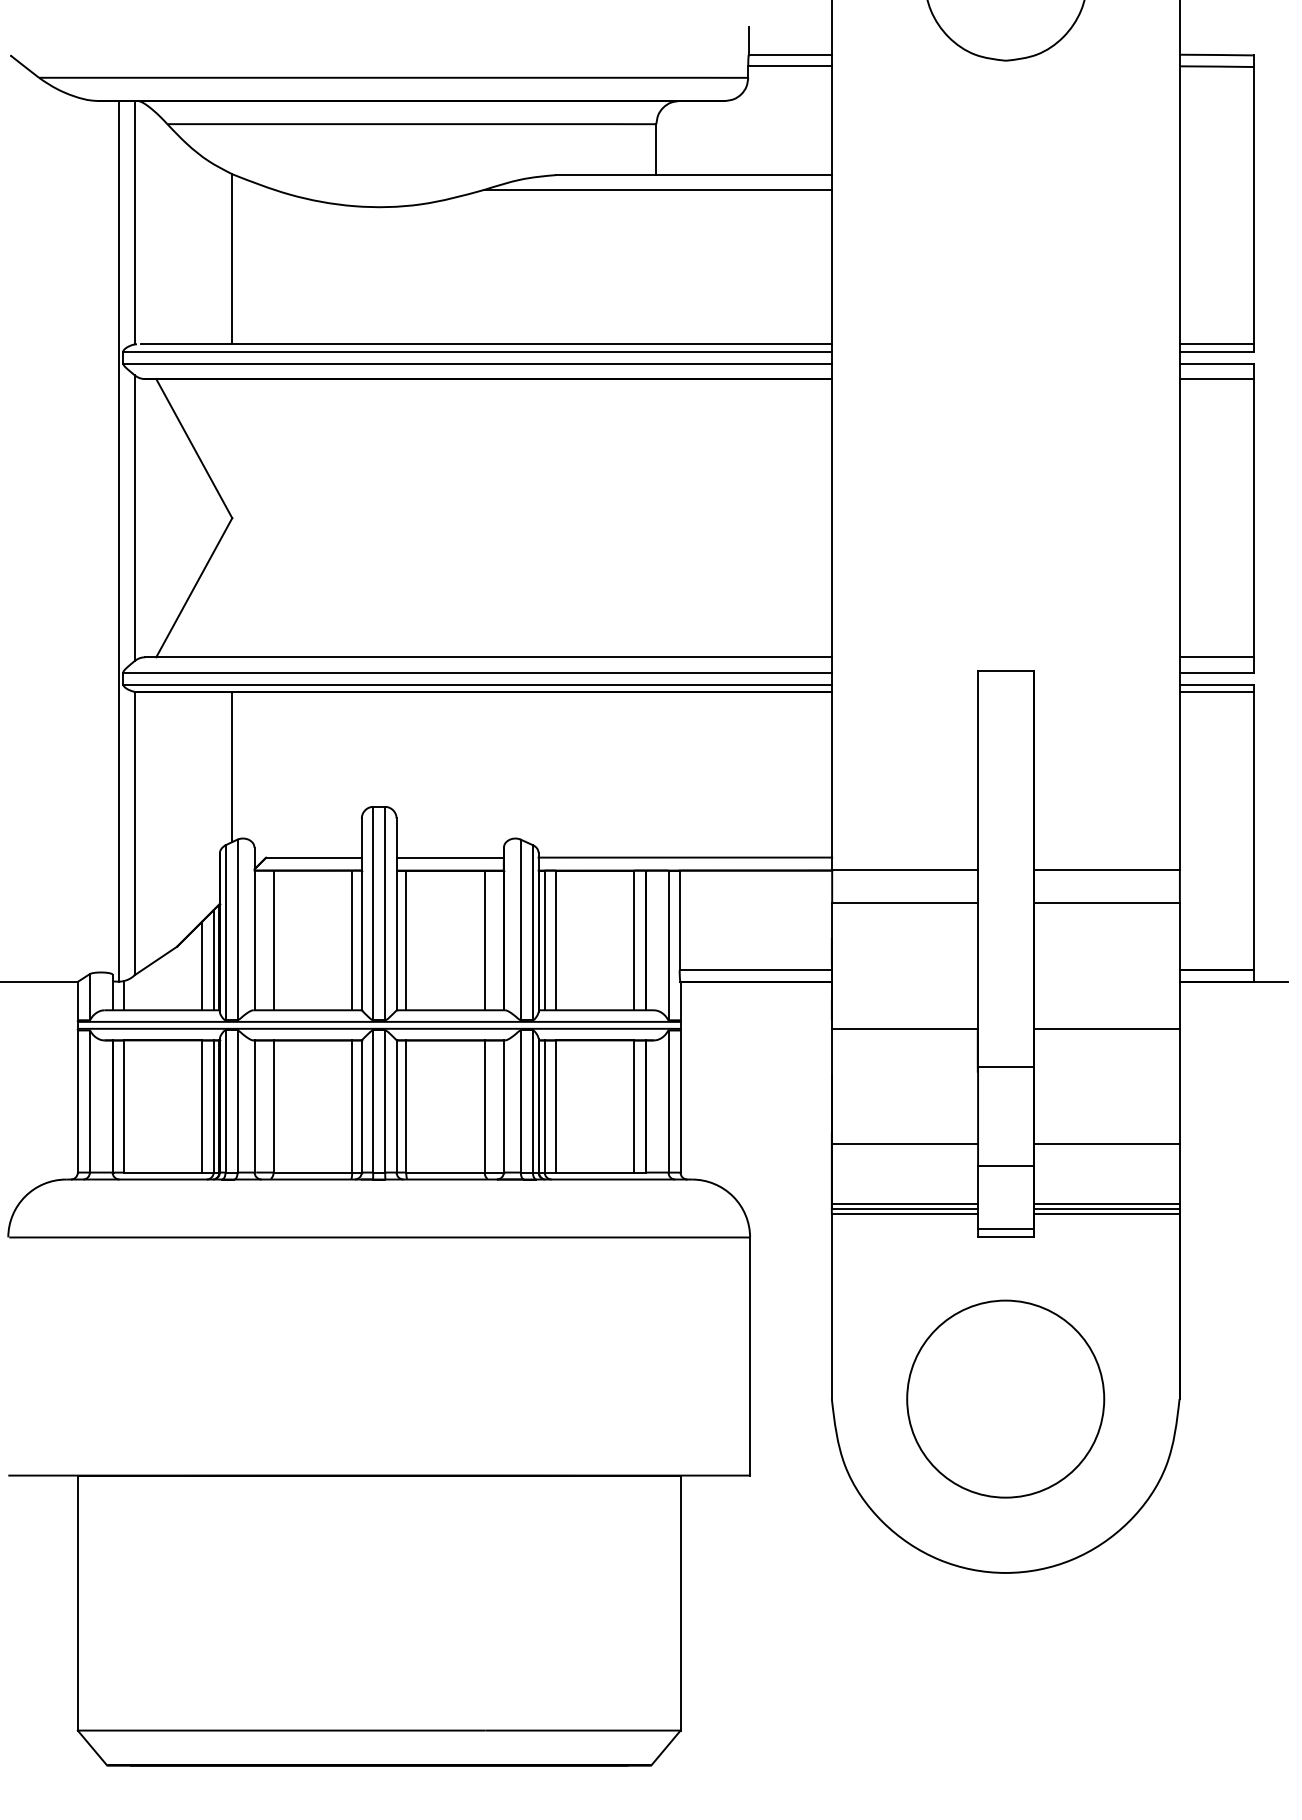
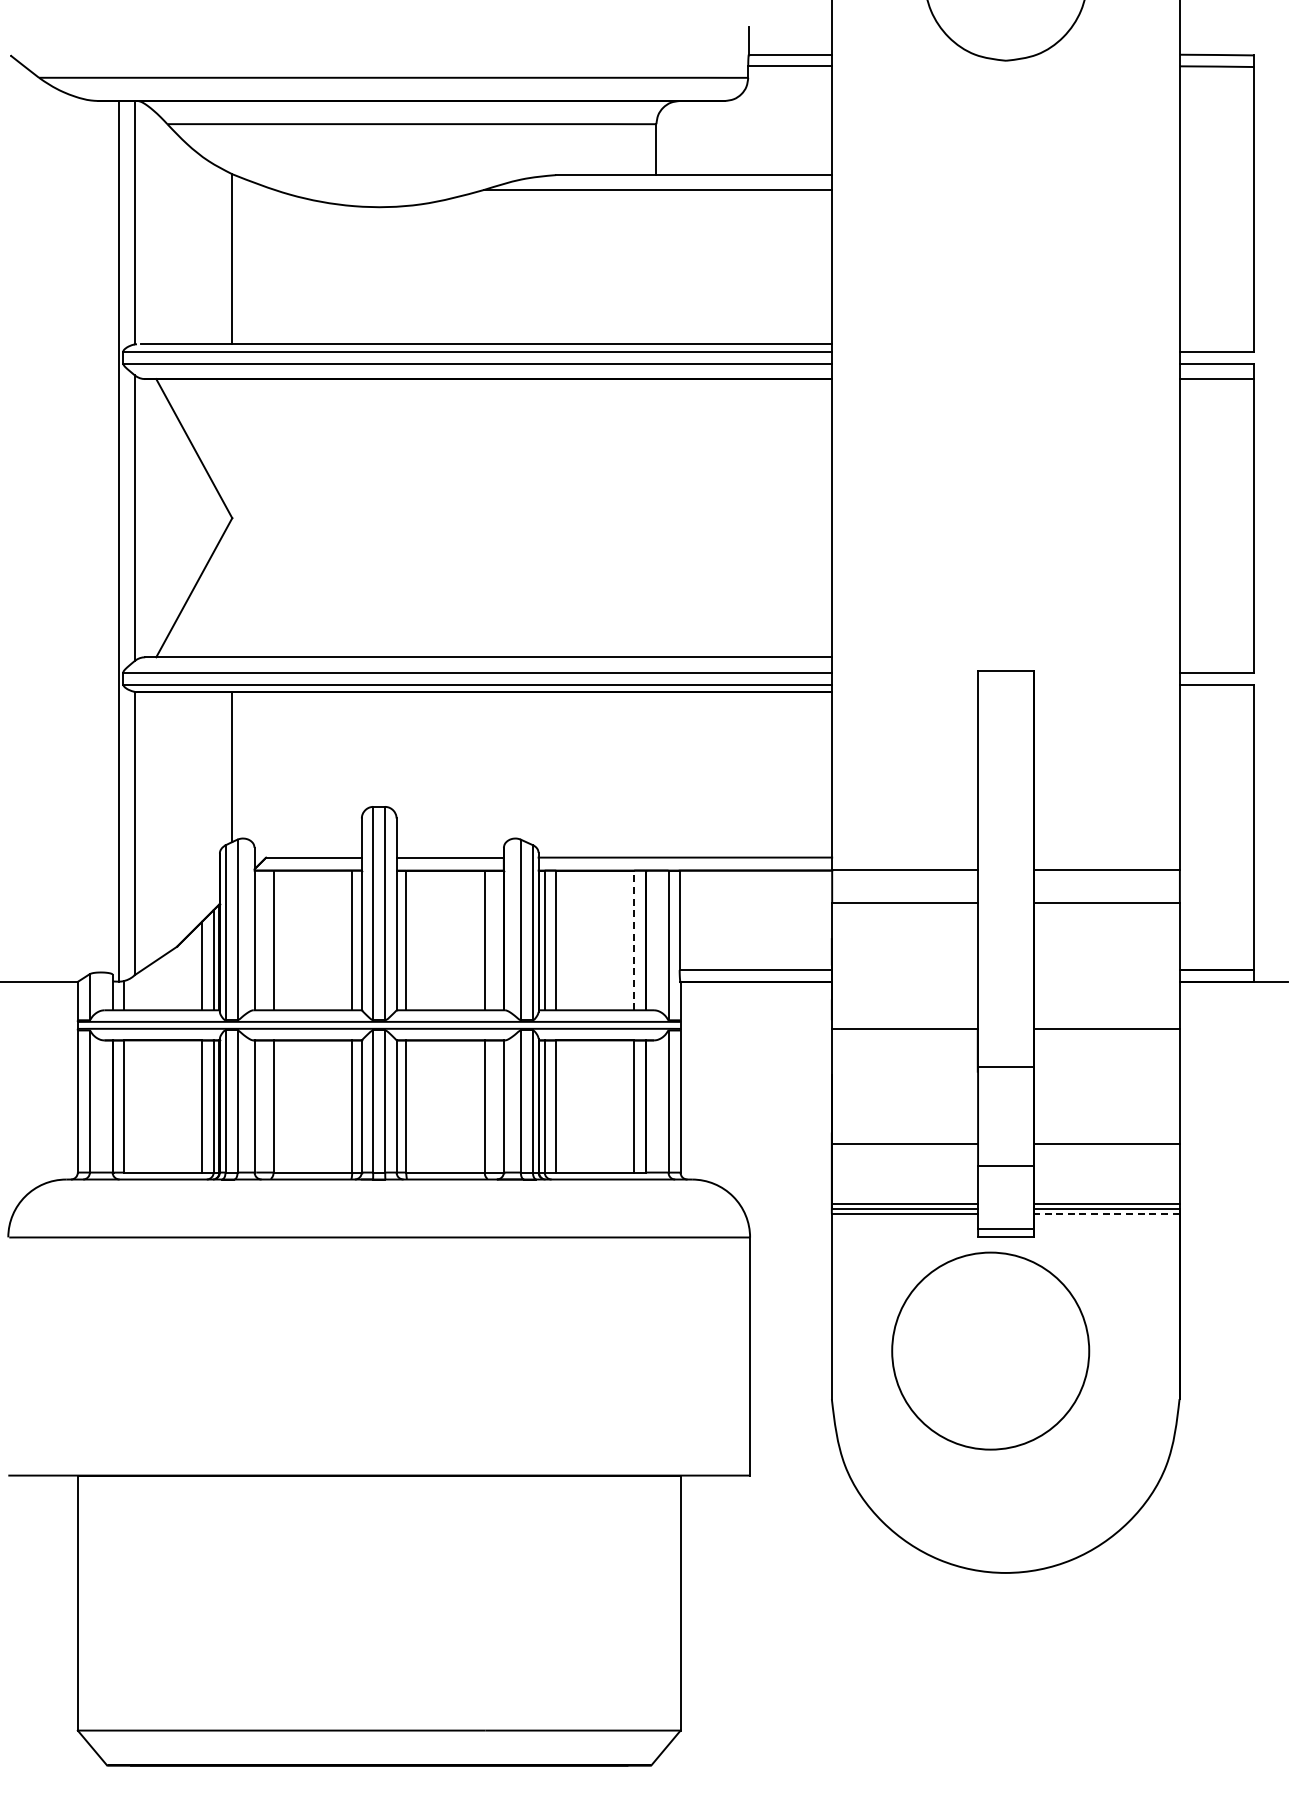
line: present -> none (1216, 344)
line: present -> none (1216, 657)
line: present -> none (1216, 692)
line: solid -> dashed (634, 940)
line: solid -> dashed (1106, 1213)
circle position: (1005, 1398) -> (990, 1350) (990, 1350)
